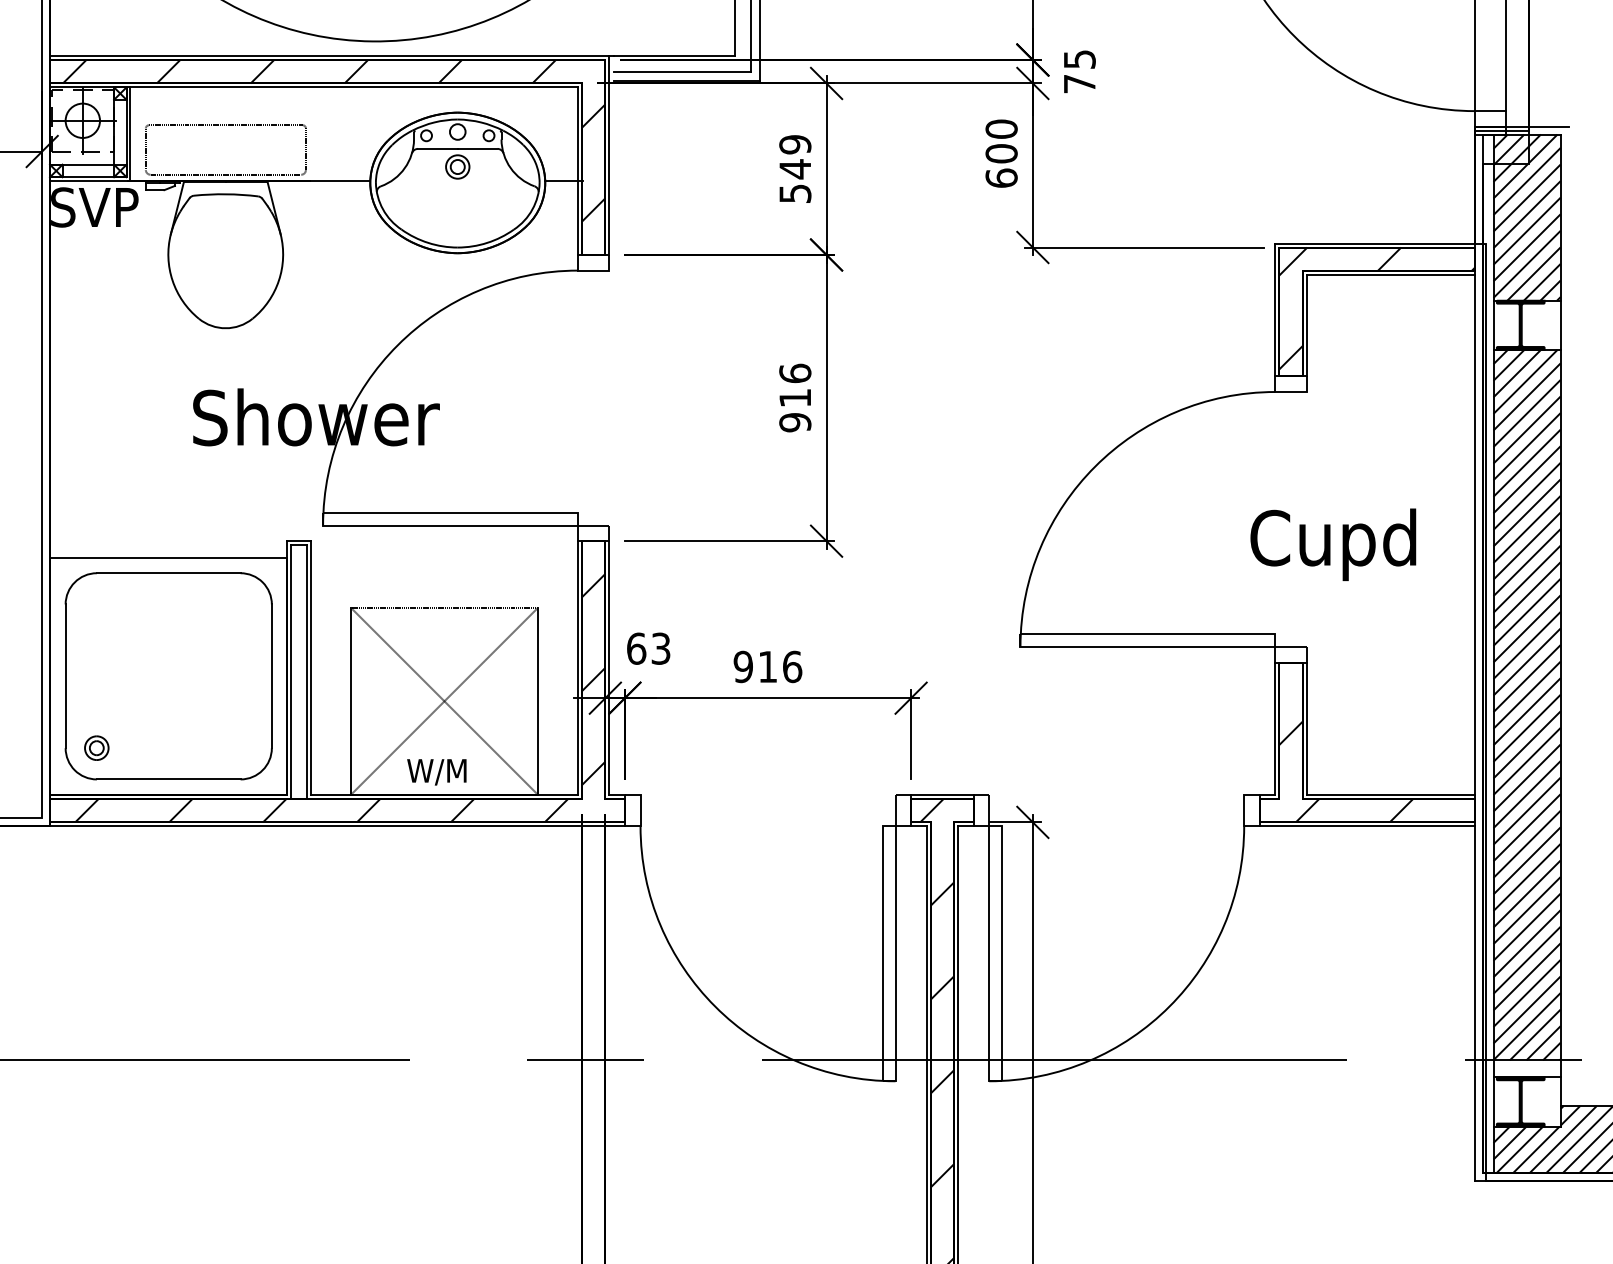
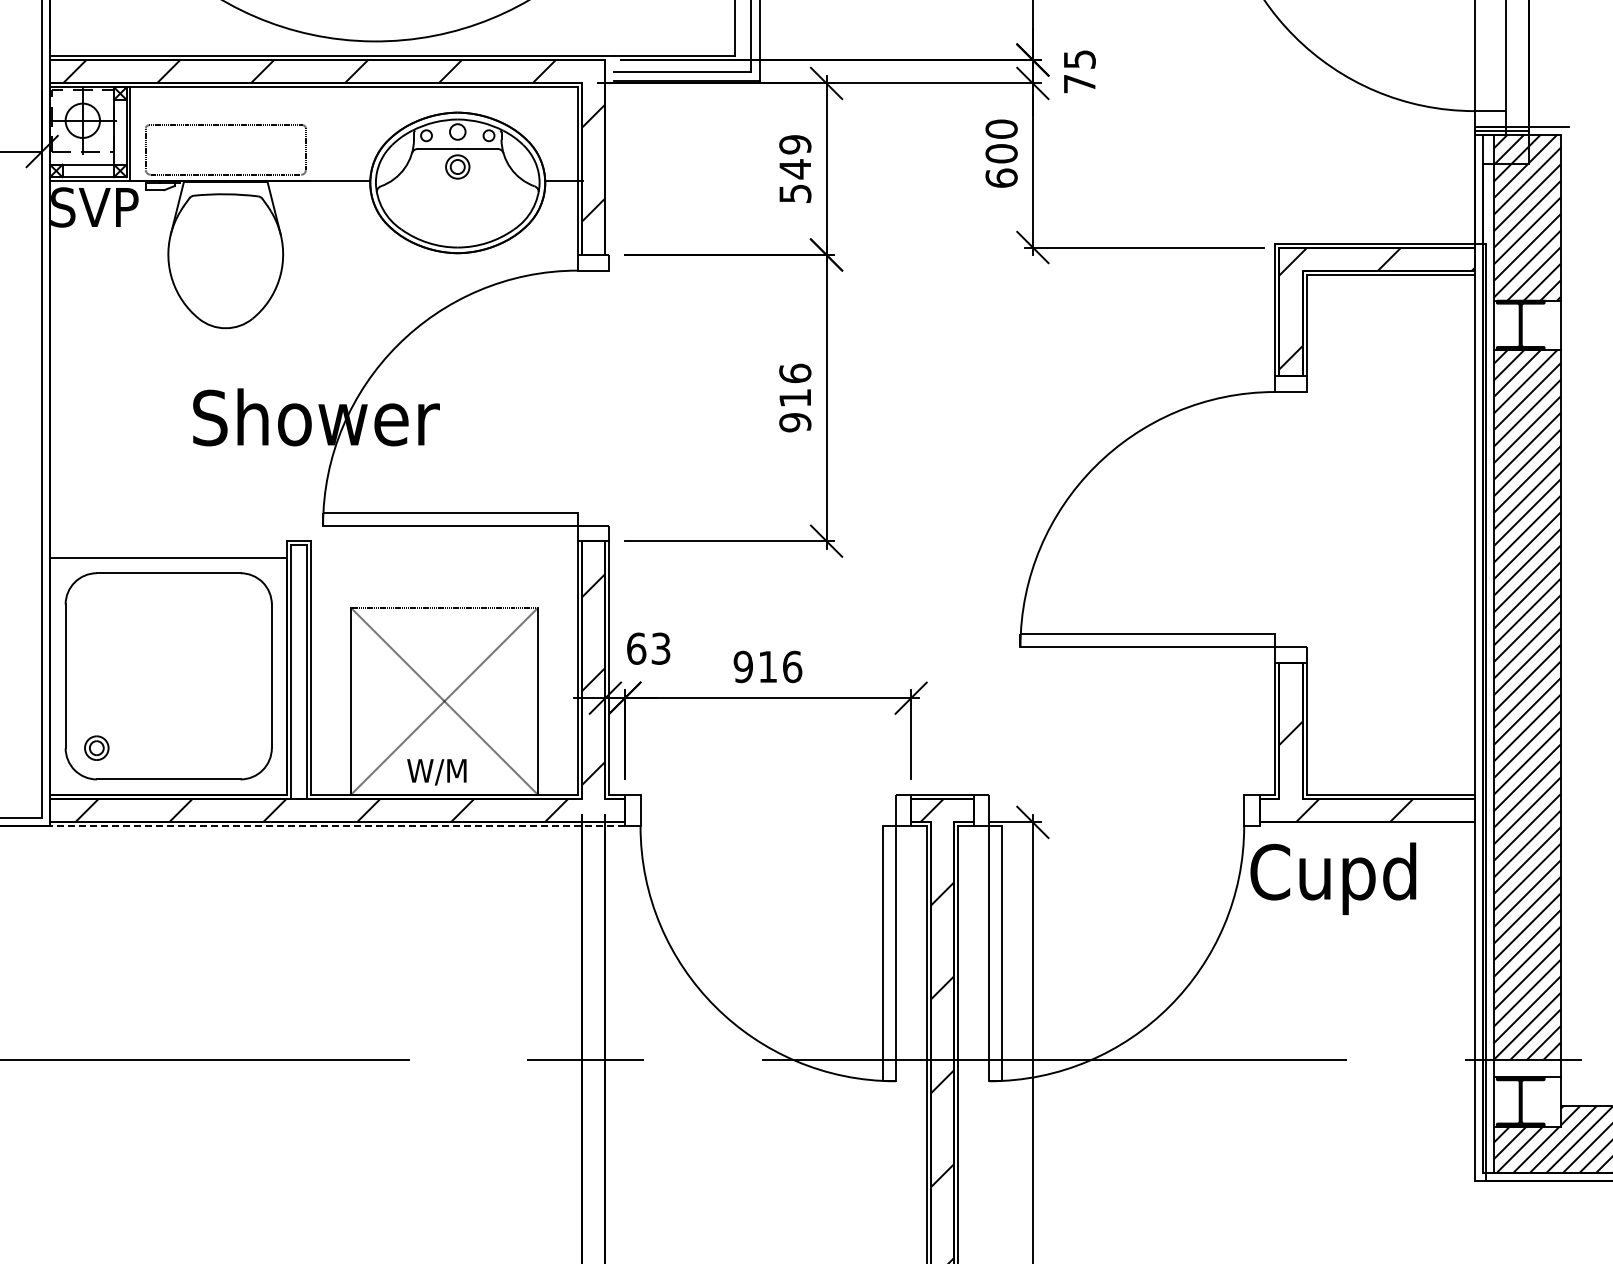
line: present -> none (609, 155)
text position: (1333, 544) -> (1333, 878) (1333, 878)
line: solid -> dashed (333, 826)
line: present -> none (1366, 826)
